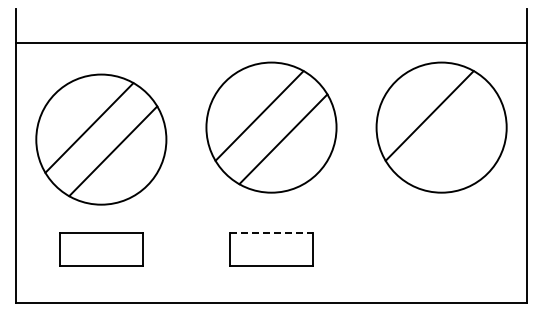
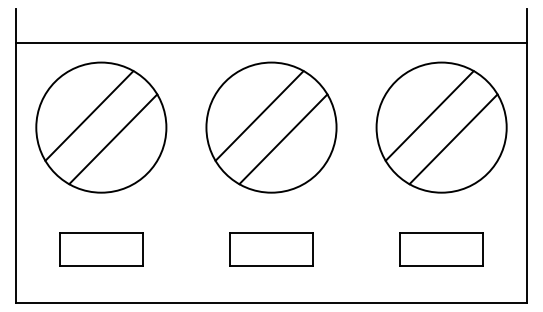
part position: (101, 139) -> (101, 127) (101, 127)
line: none -> present (453, 139)
line: dashed -> solid (271, 232)
part: none -> present (441, 249)
